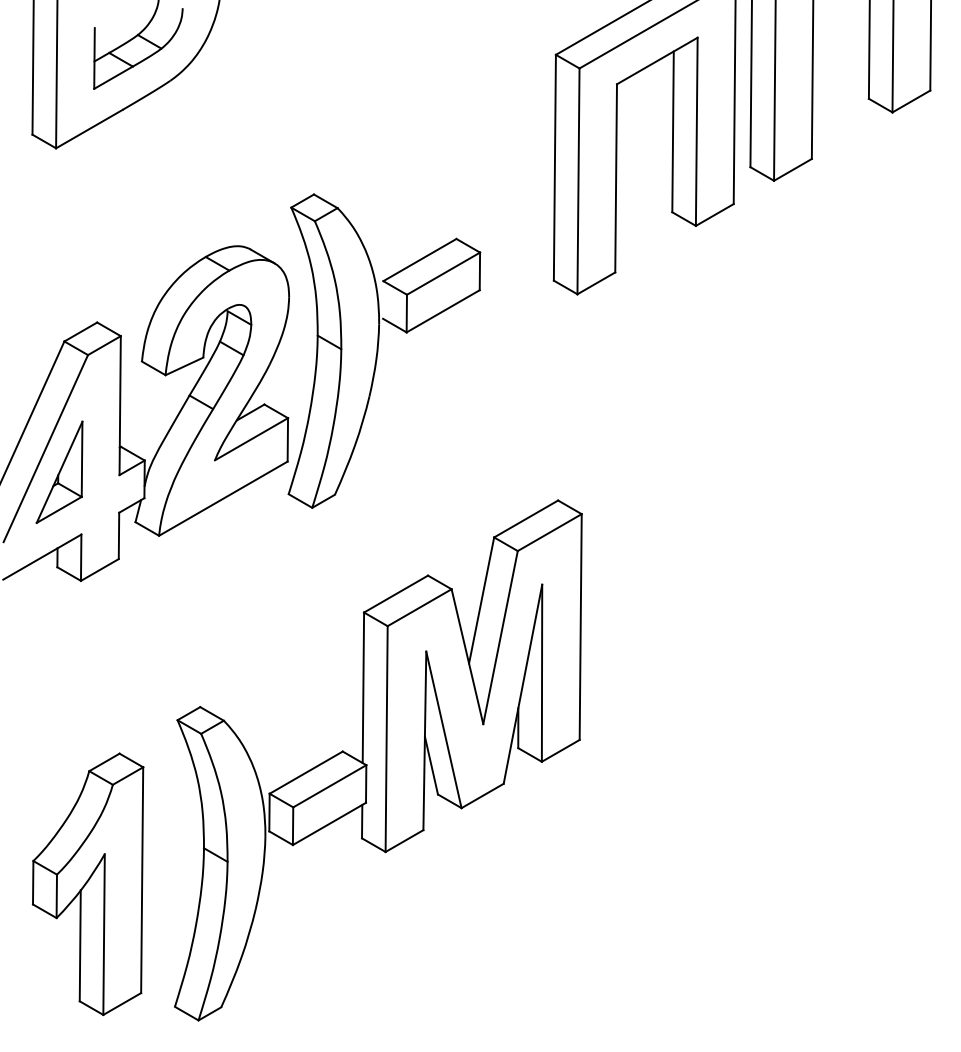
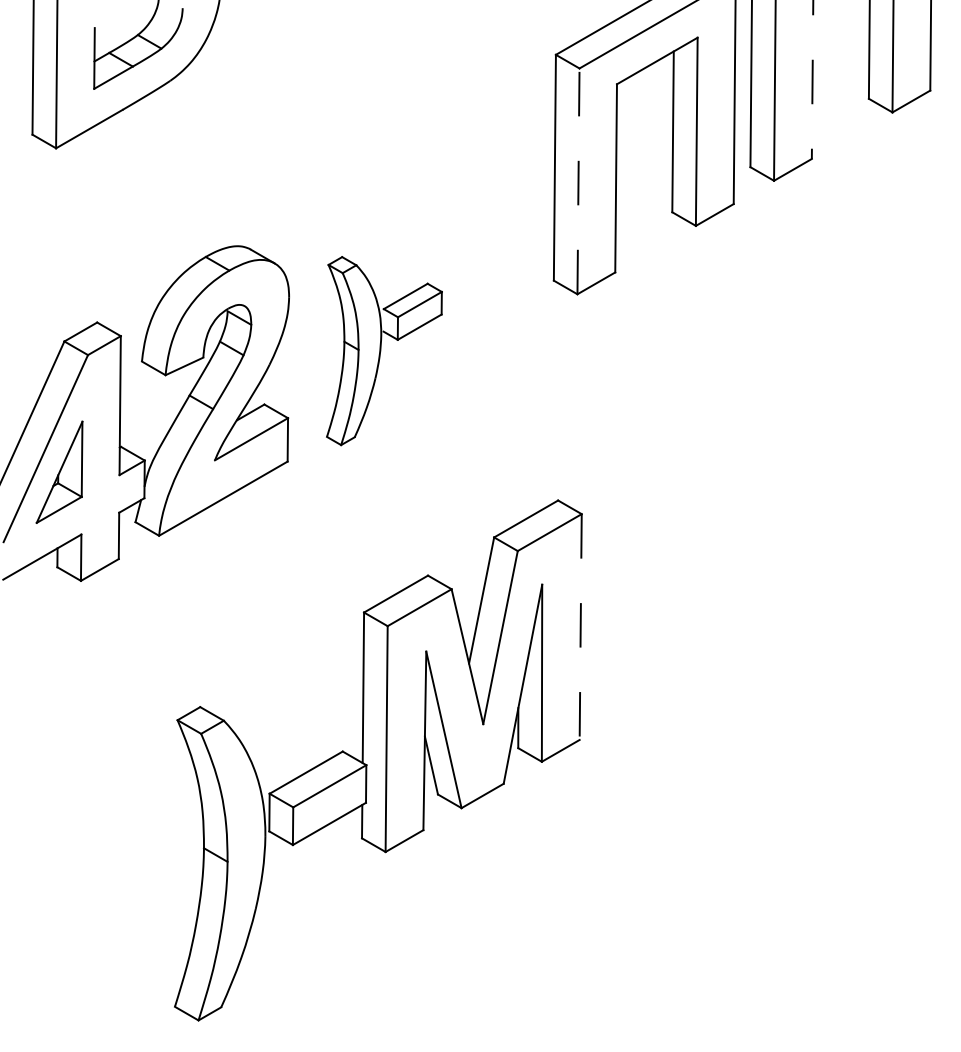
line: solid -> dashed (812, 80)
line: solid -> dashed (578, 181)
part size: 195x316 px -> 117x191 px (384, 351)
line: solid -> dashed (580, 627)
part: present -> none (88, 883)
